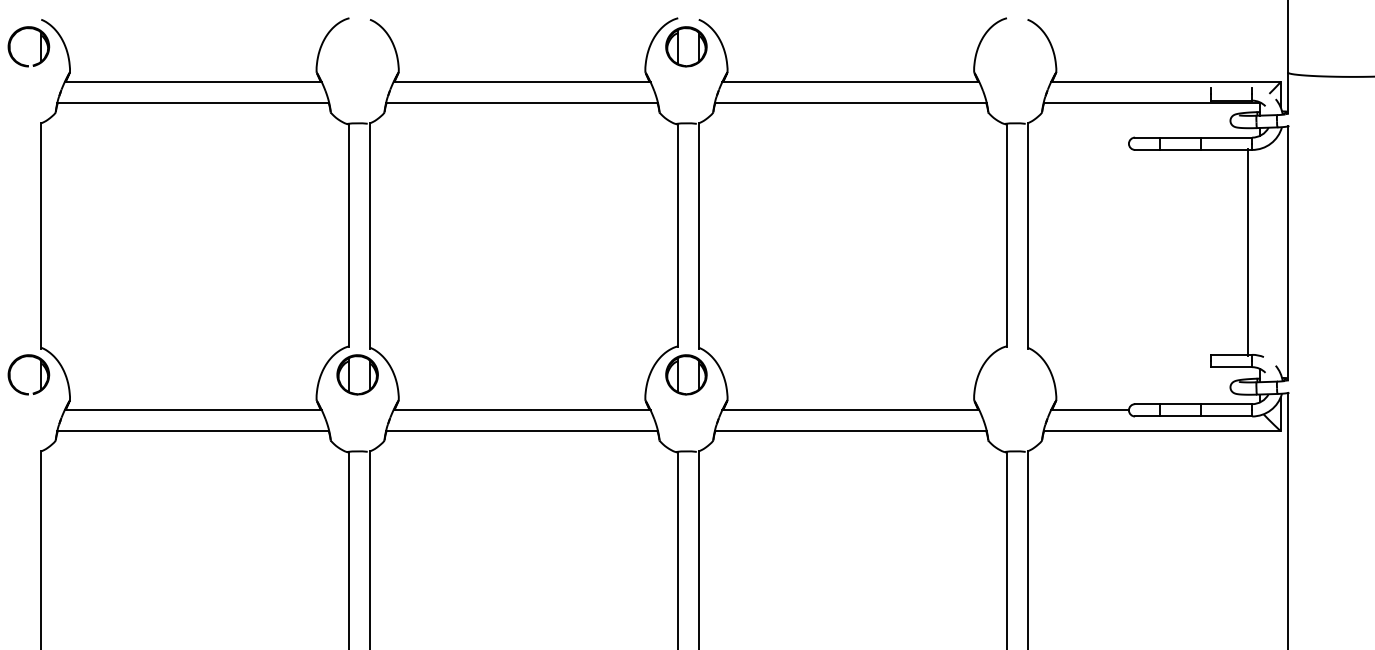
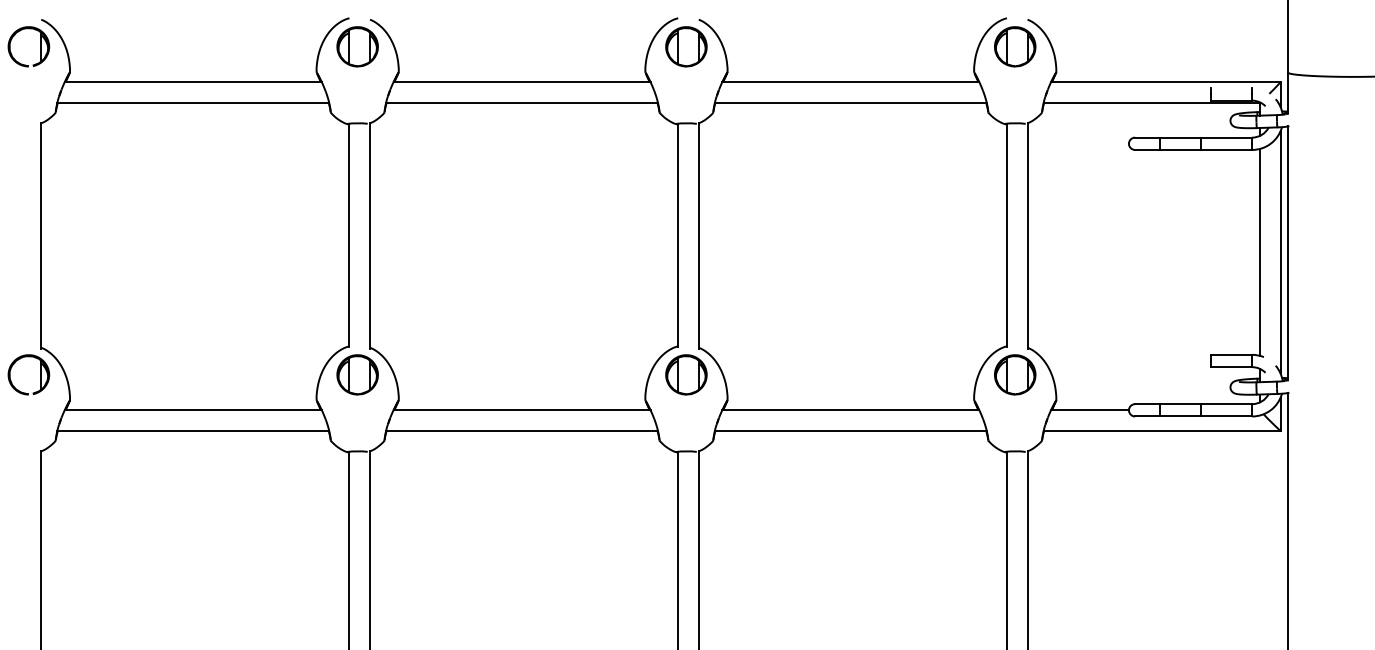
part: none -> present (357, 46)
part: none -> present (1015, 46)
line position: (1247, 251) -> (1259, 251) (1259, 251)
line: none -> present (1280, 252)
part: none -> present (1015, 374)
